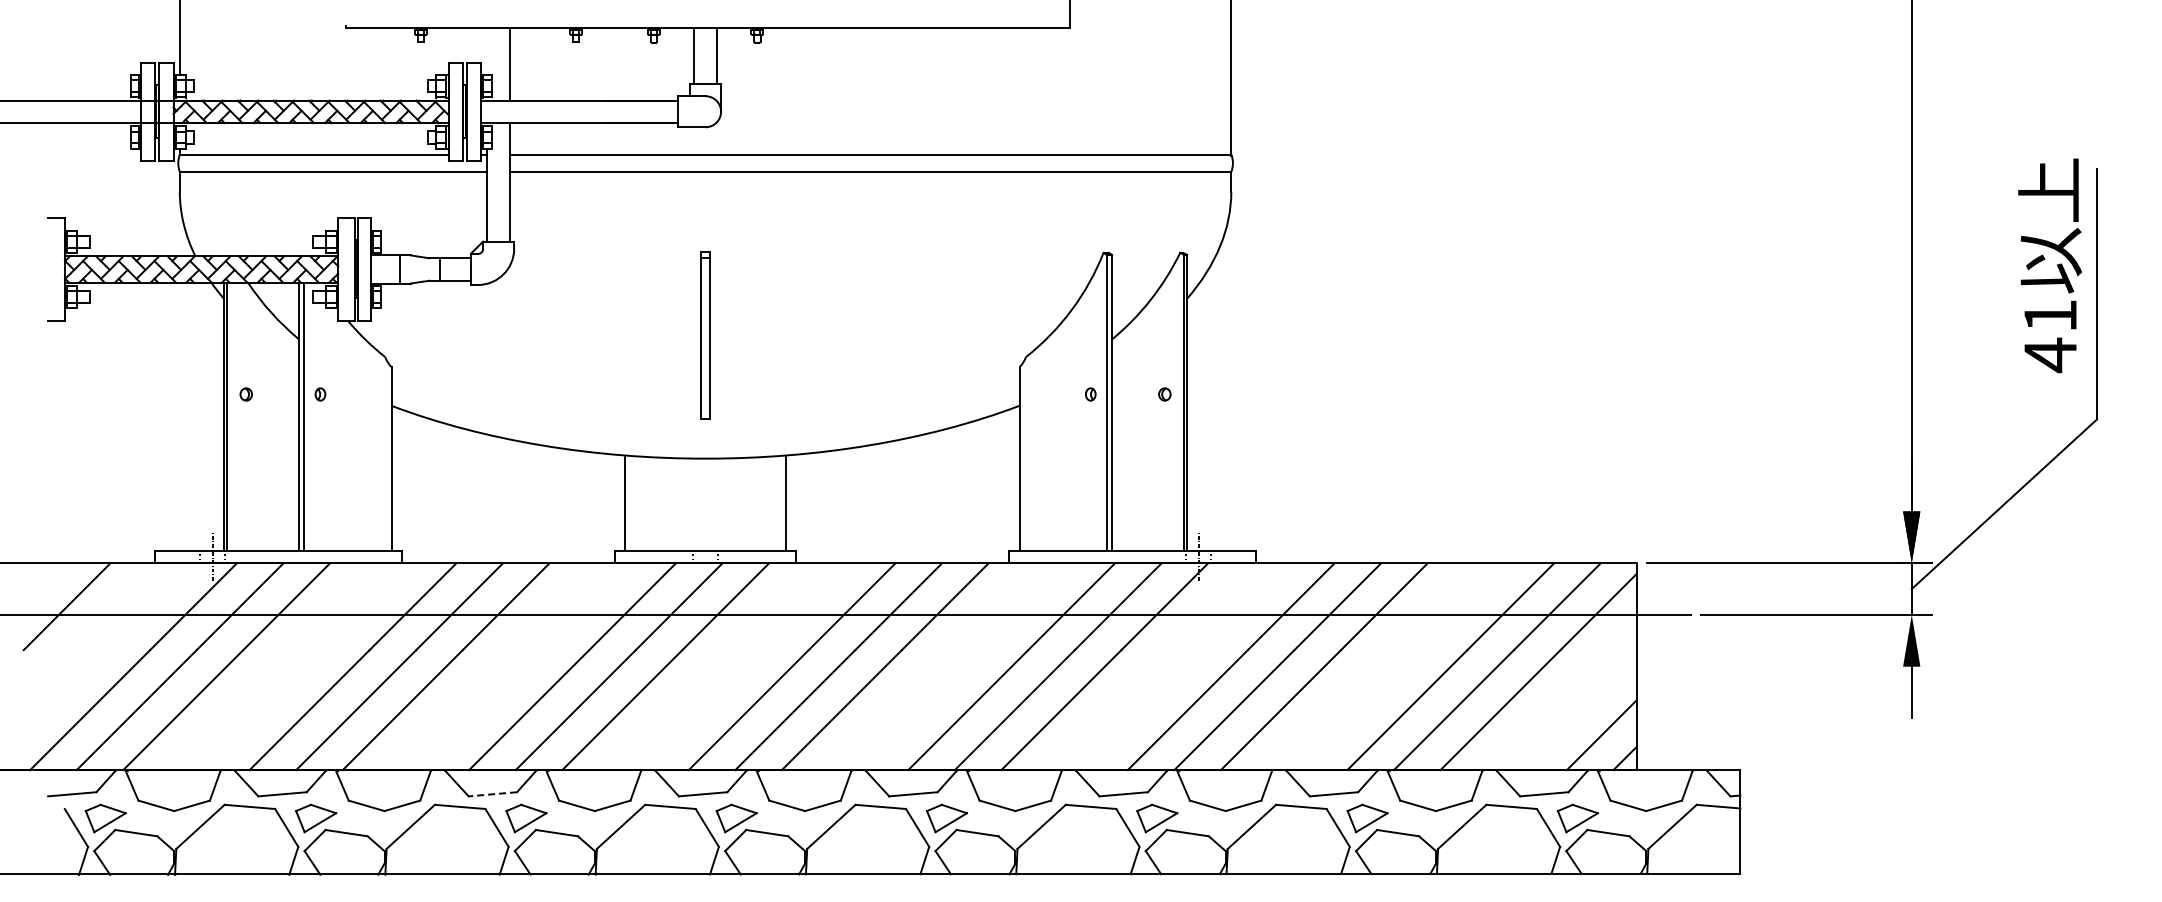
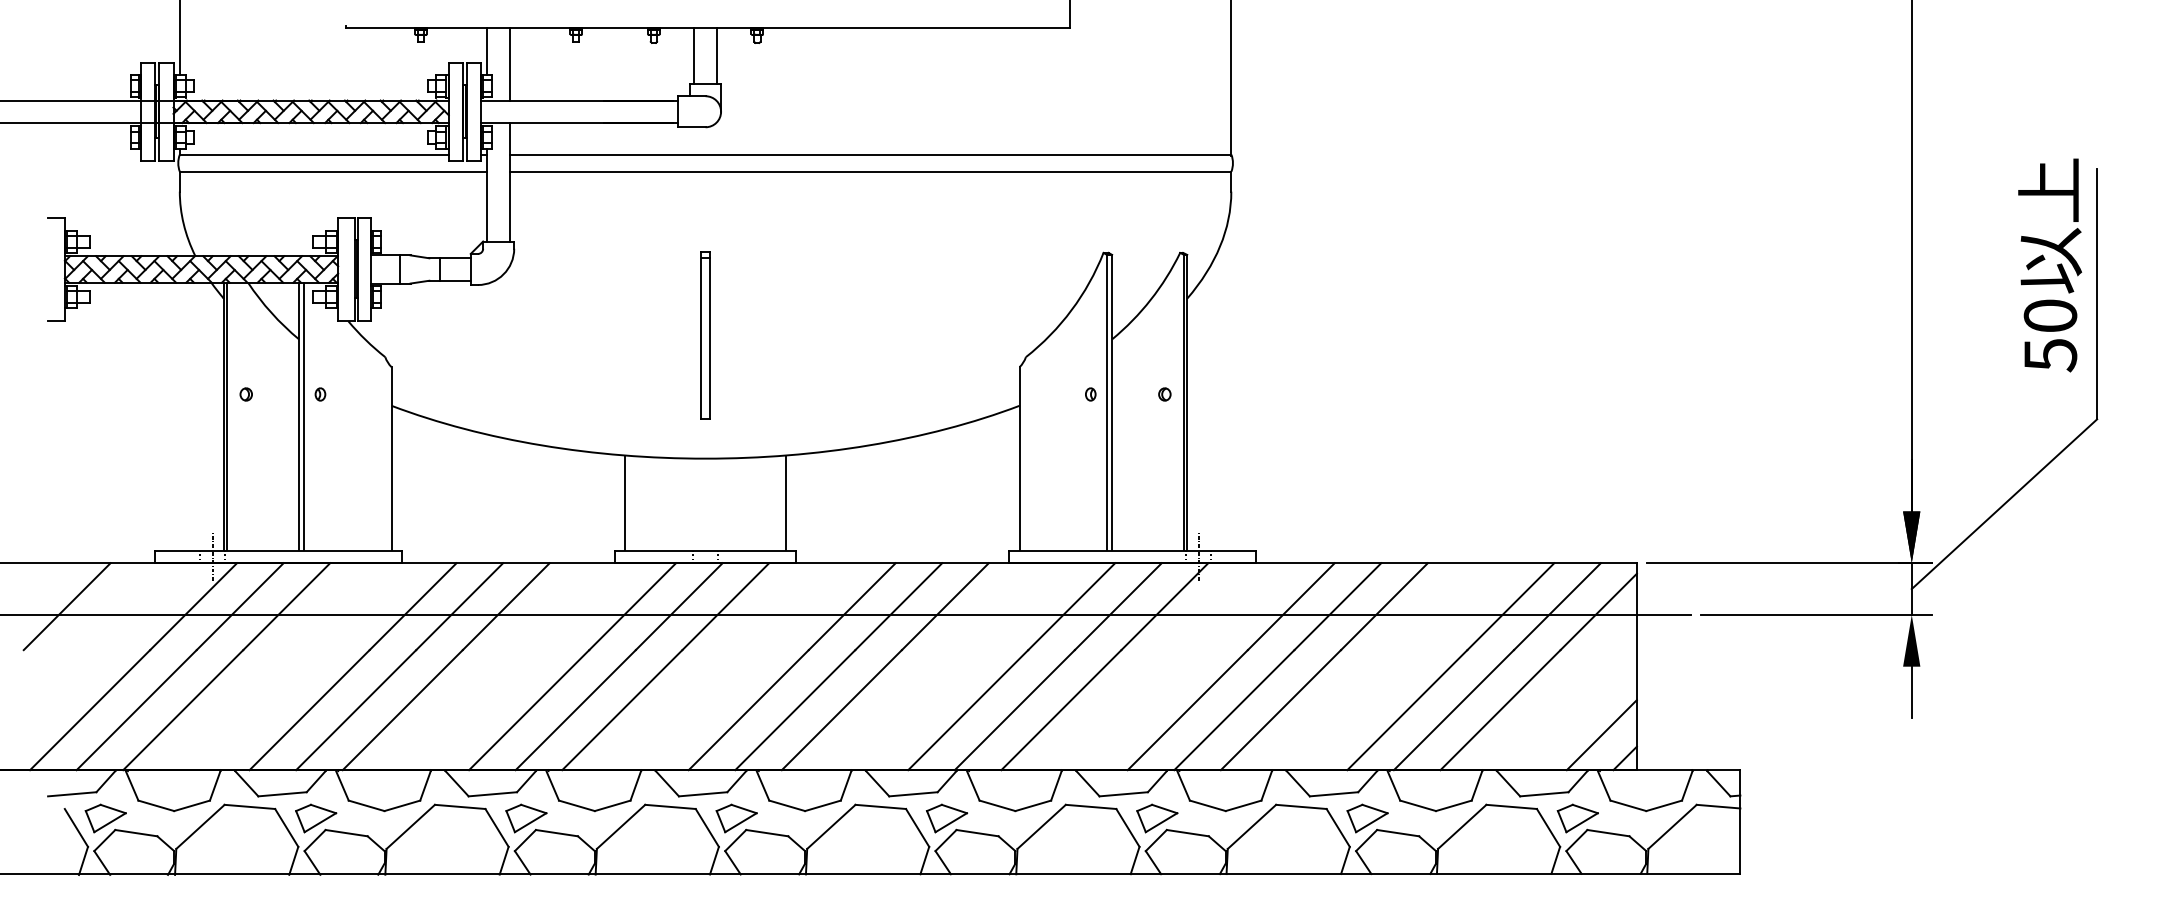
line: none -> present (487, 50)
text: 41 -> 50 (2050, 336)
line: dashed -> solid (492, 794)
